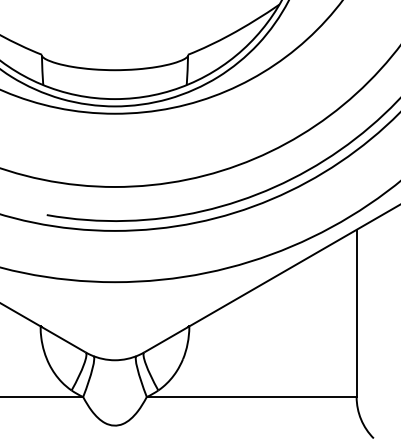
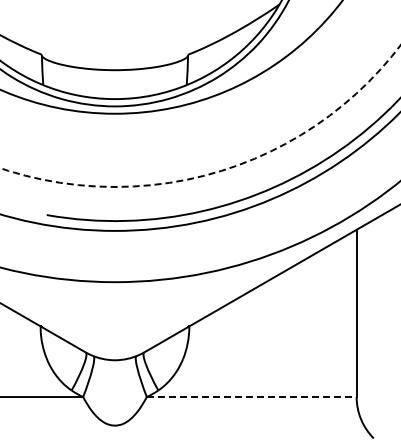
circle: solid -> dashed (200, 115)
line: solid -> dashed (251, 397)
